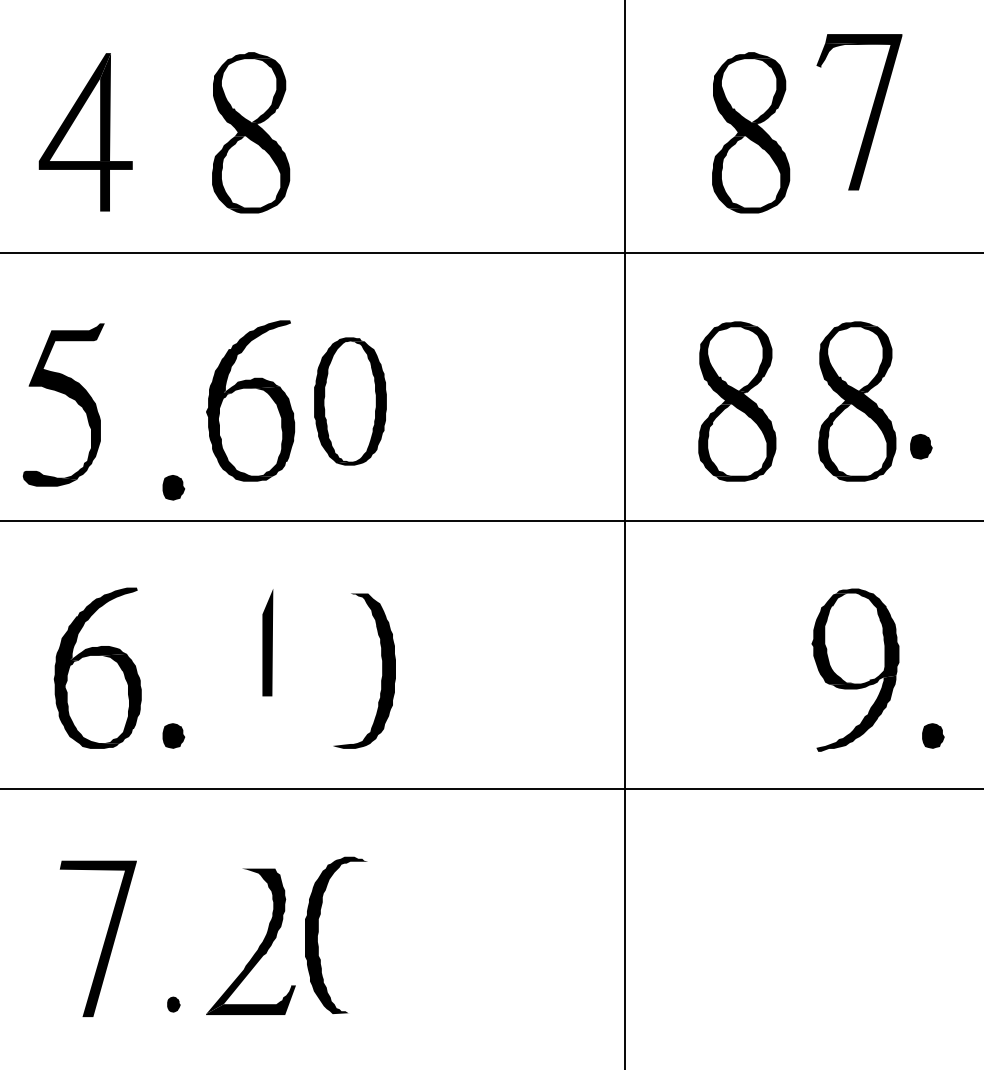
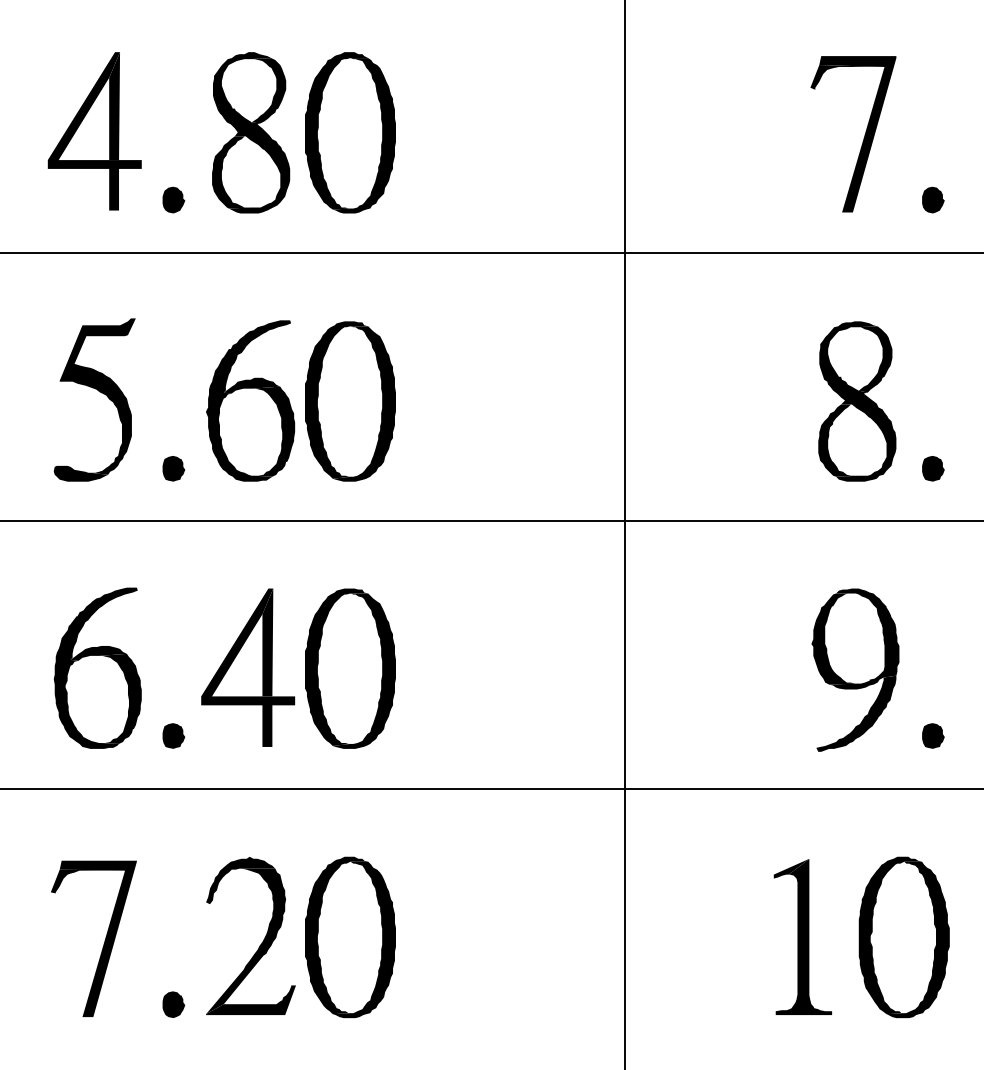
part position: (869, 116) -> (863, 138) (863, 138)
part position: (85, 132) -> (94, 131) (94, 131)
part: none -> present (350, 132)
part: present -> none (751, 132)
fill: none -> present (173, 199)
fill: none -> present (933, 199)
part position: (68, 397) -> (99, 392) (99, 392)
part size: 73x129 px -> 91x161 px (350, 401)
part: present -> none (737, 401)
part position: (921, 446) -> (933, 468) (933, 468)
part position: (173, 487) -> (173, 468) (173, 468)
fill: none -> present (336, 666)
fill: none -> present (248, 667)
fill: none -> present (240, 880)
fill: none -> present (87, 881)
part: none -> present (802, 936)
part: none -> present (903, 937)
fill: none -> present (363, 939)
part size: 14x17 px -> 24x27 px (173, 1004)
